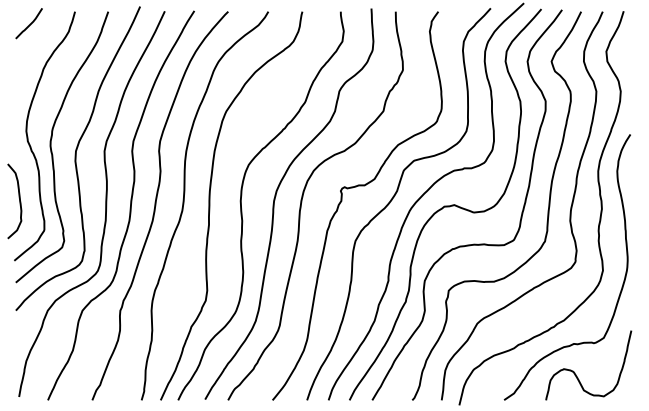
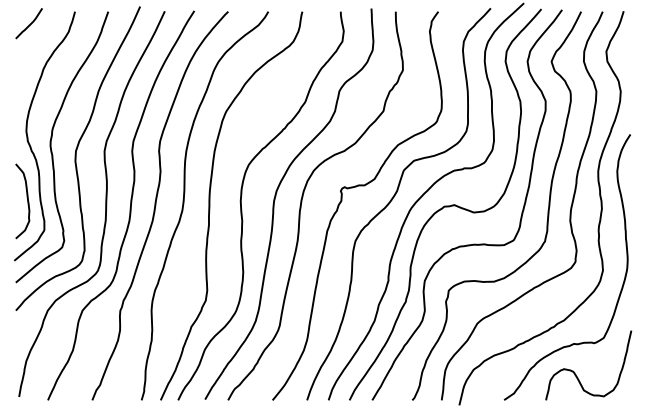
curve position: (19, 201) -> (27, 201) (27, 201)
